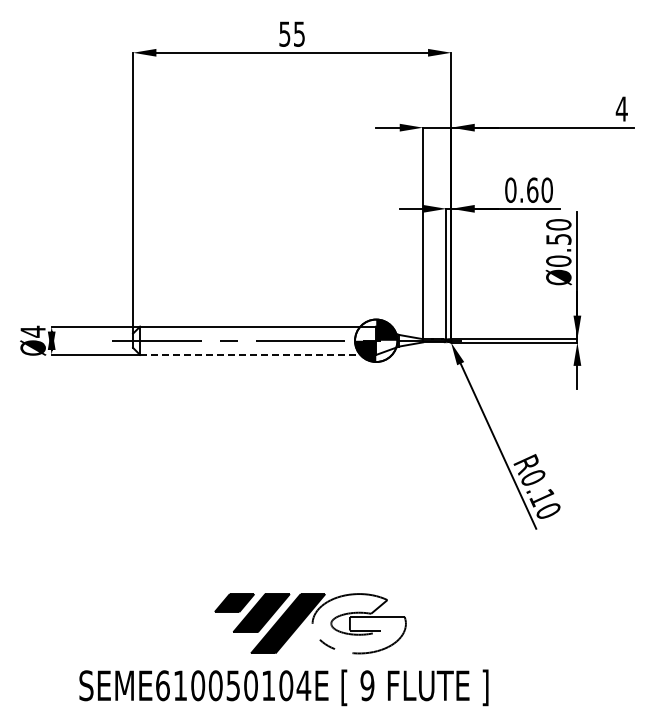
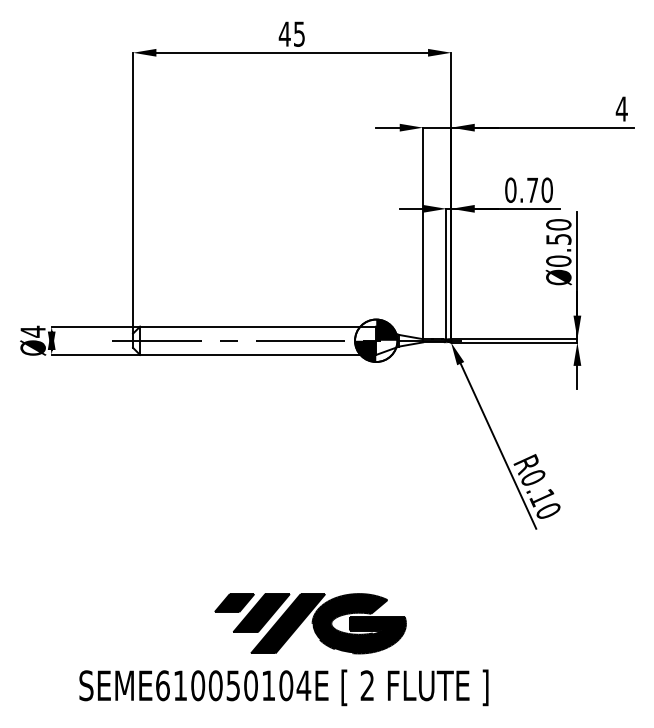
text: 55 -> 45 (284, 33)
text: 0.60 -> 0.70 (532, 189)
line: dashed -> solid (258, 354)
fill: none -> present (358, 623)
text: 9 -> 2 (367, 685)
